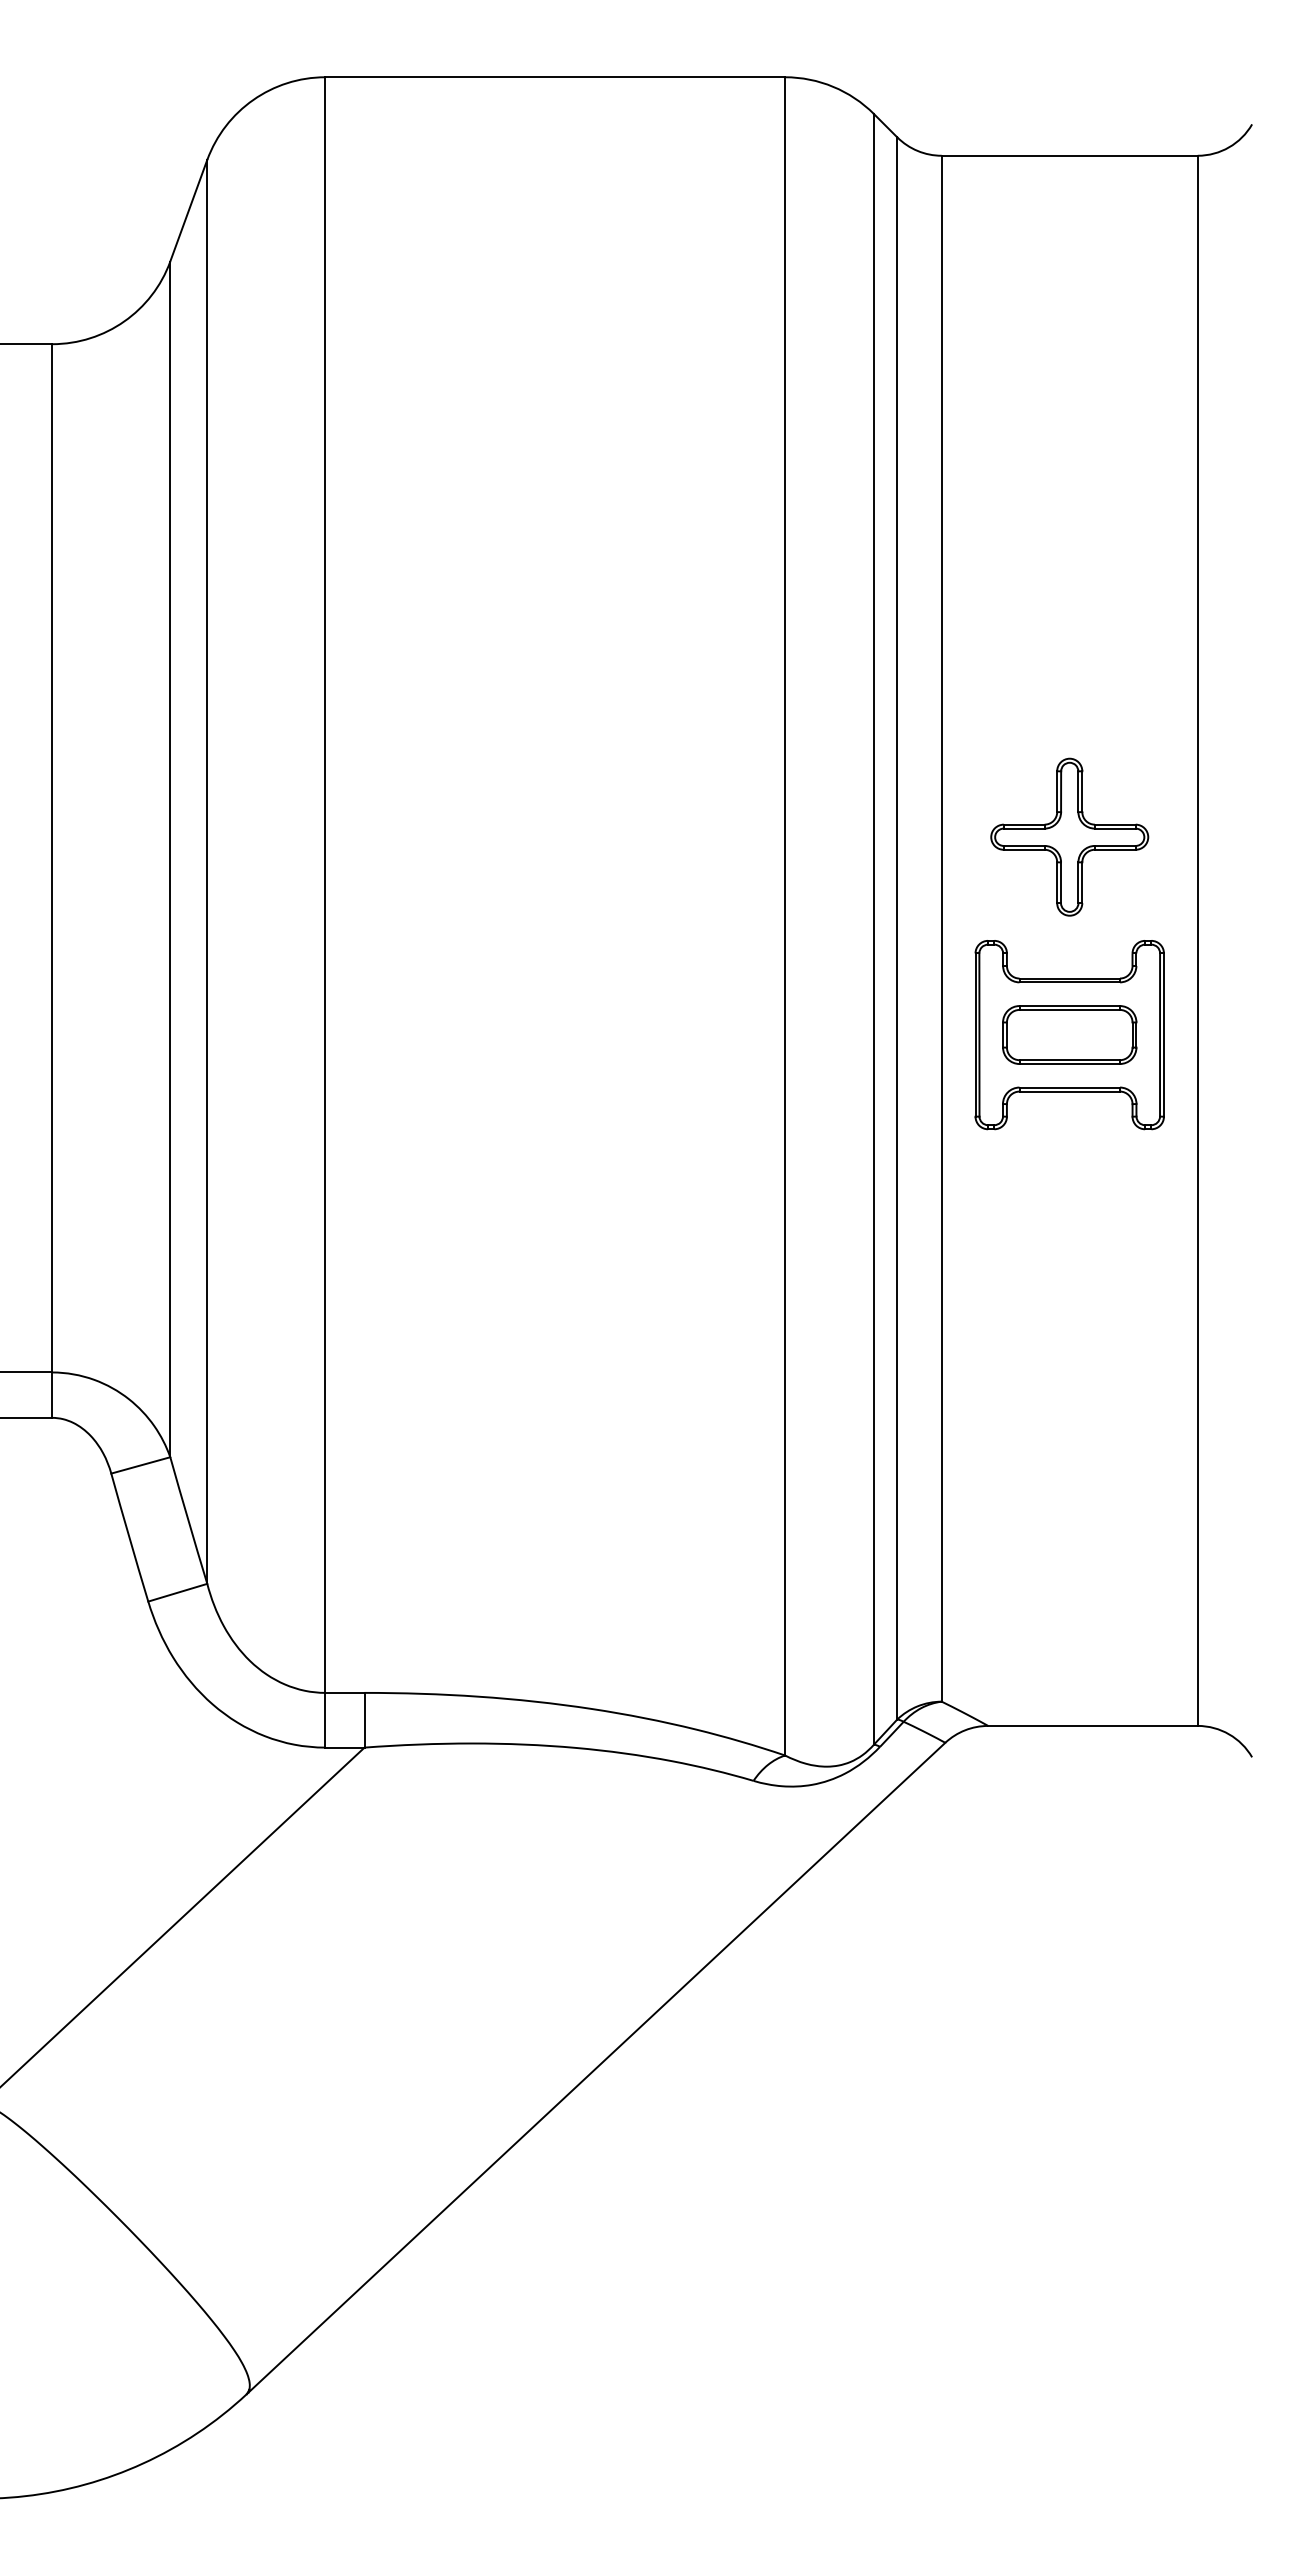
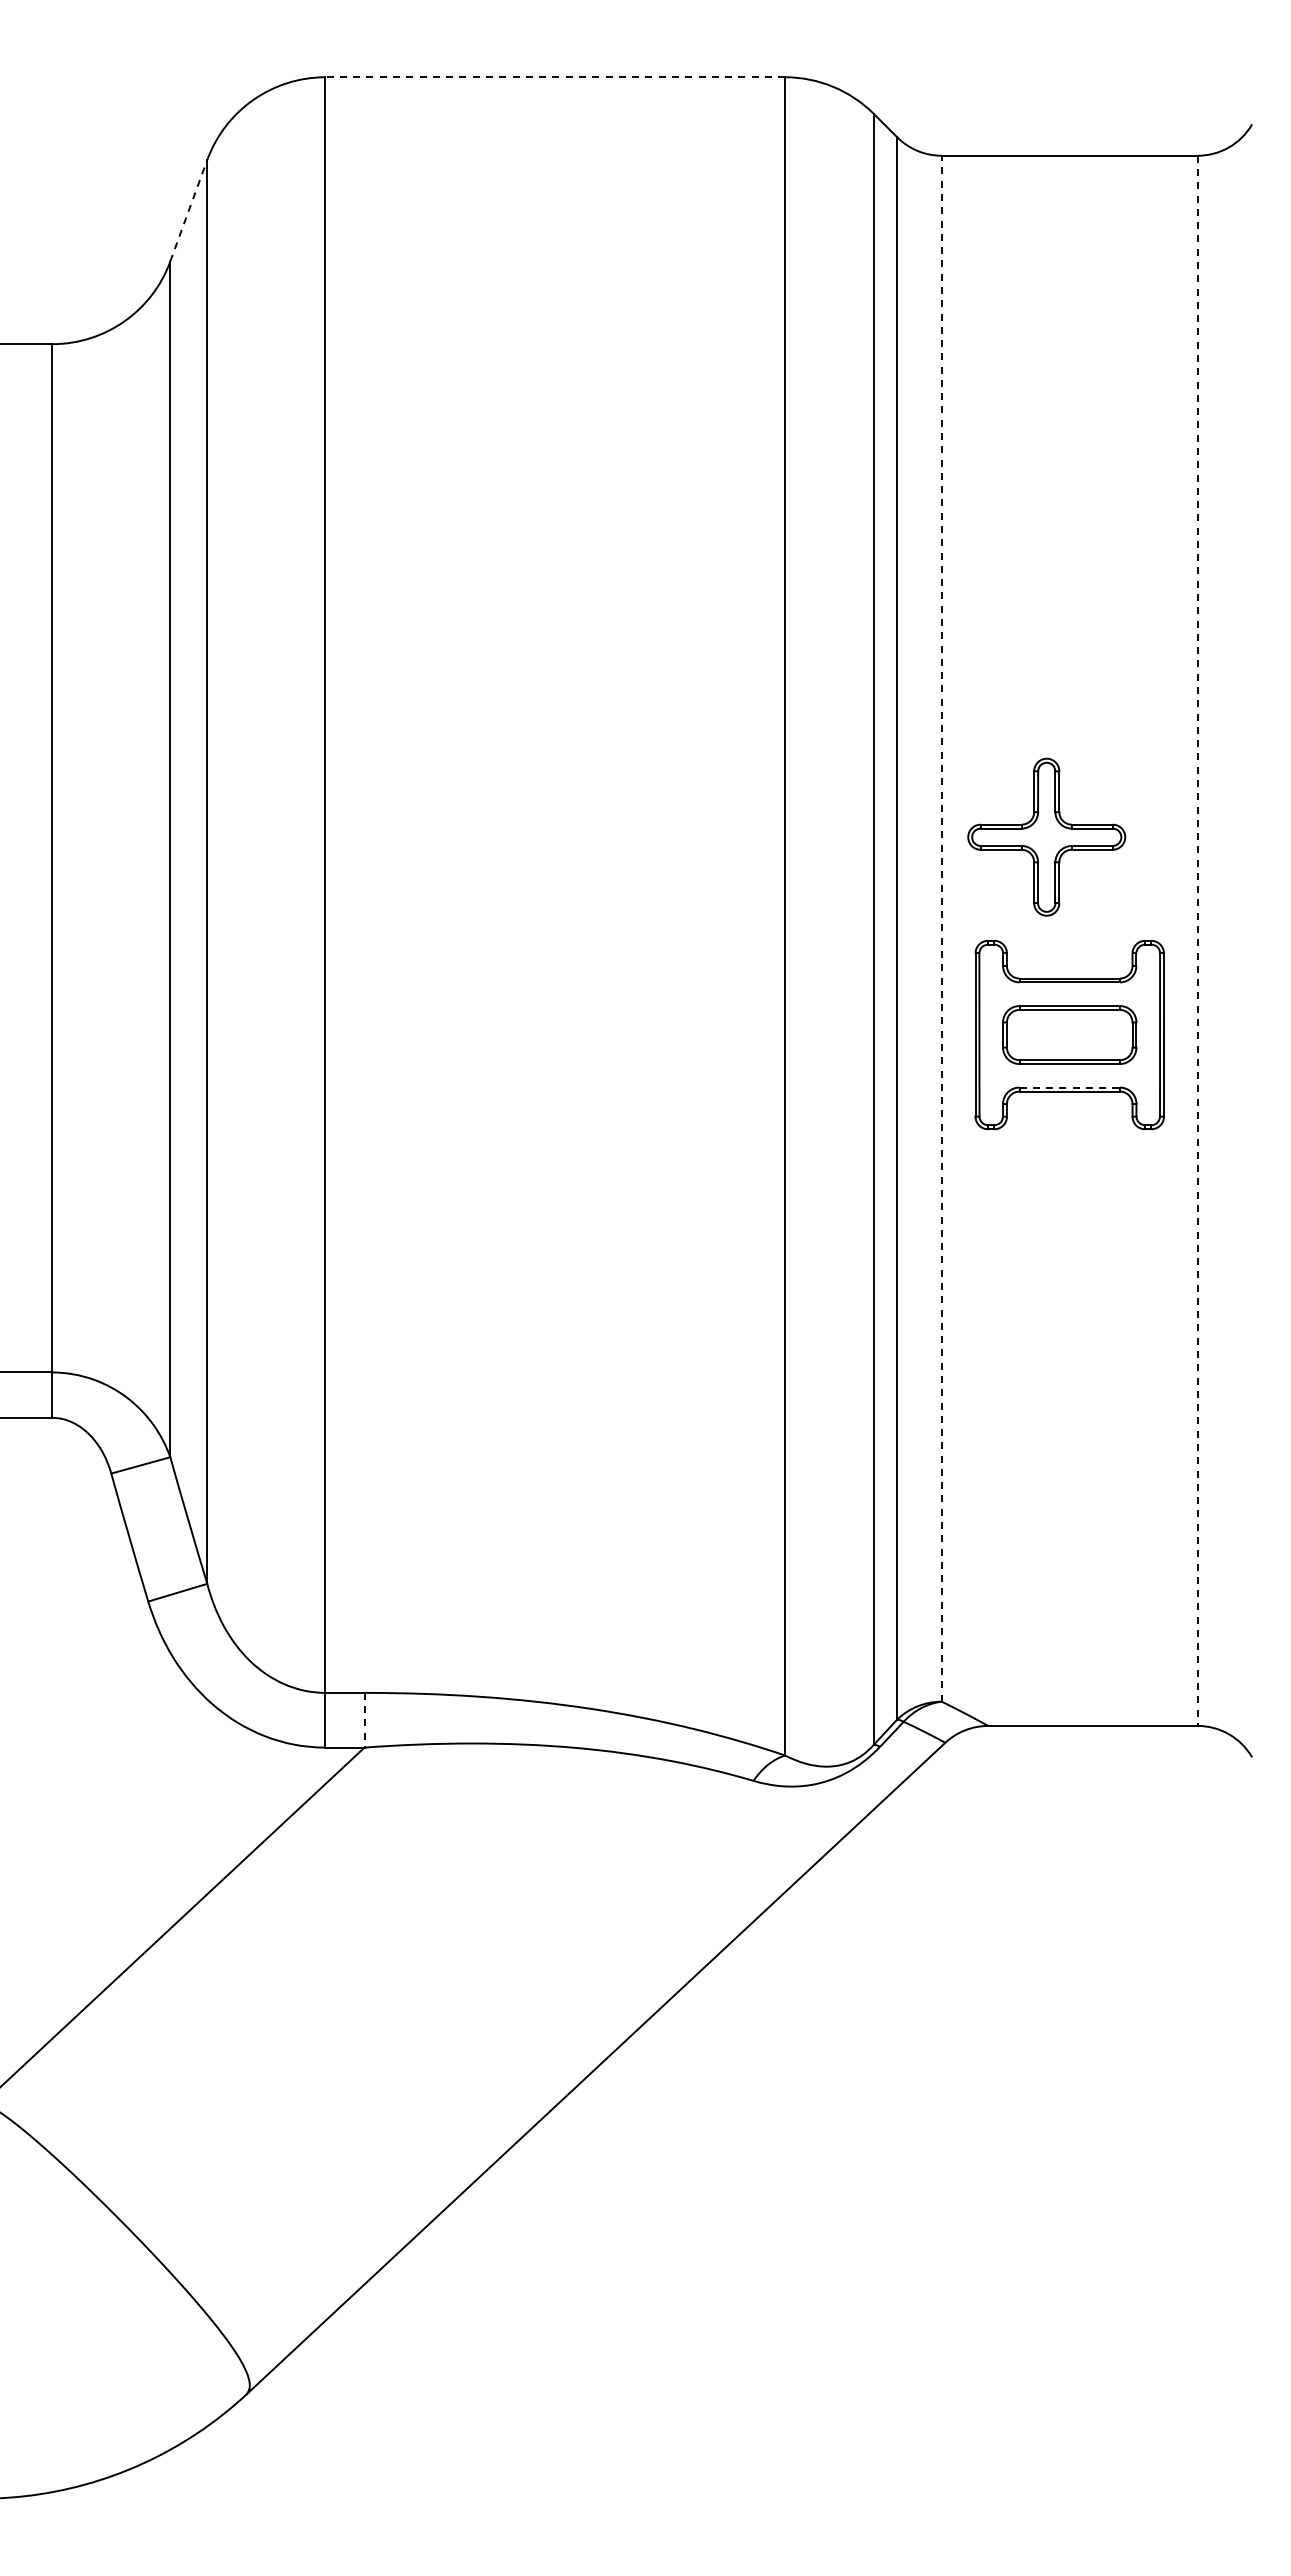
line: solid -> dashed (555, 77)
line: solid -> dashed (188, 210)
part position: (1069, 836) -> (1046, 836) (1046, 836)
line: solid -> dashed (941, 928)
line: solid -> dashed (1197, 941)
line: solid -> dashed (1070, 1087)
line: solid -> dashed (364, 1720)
